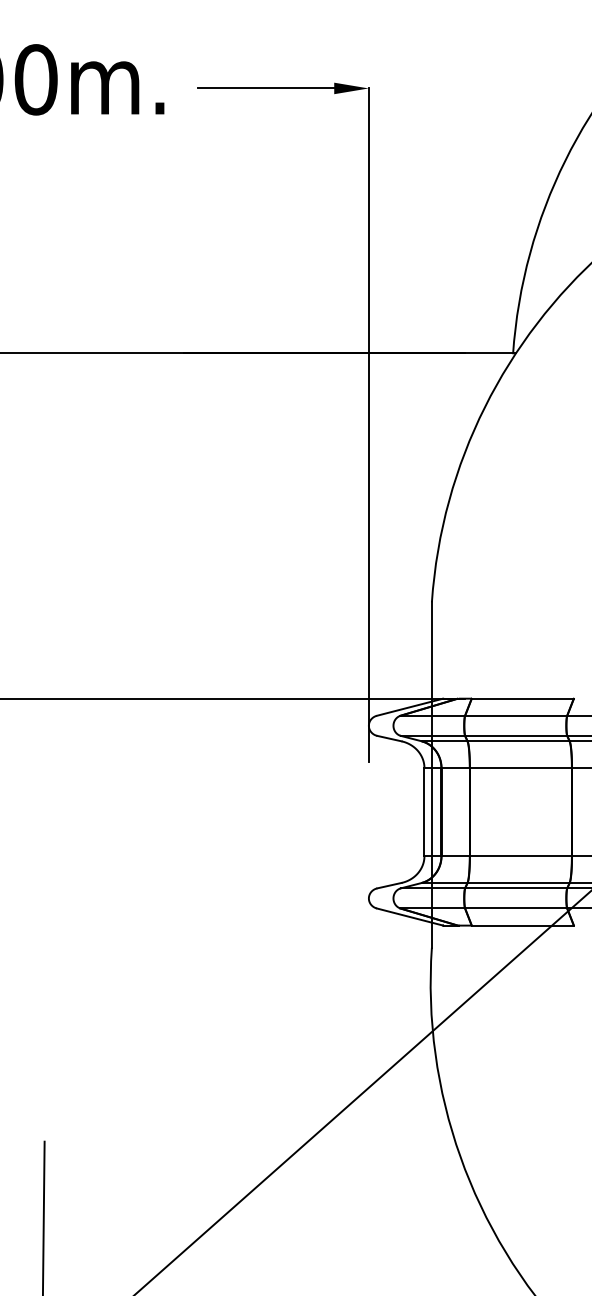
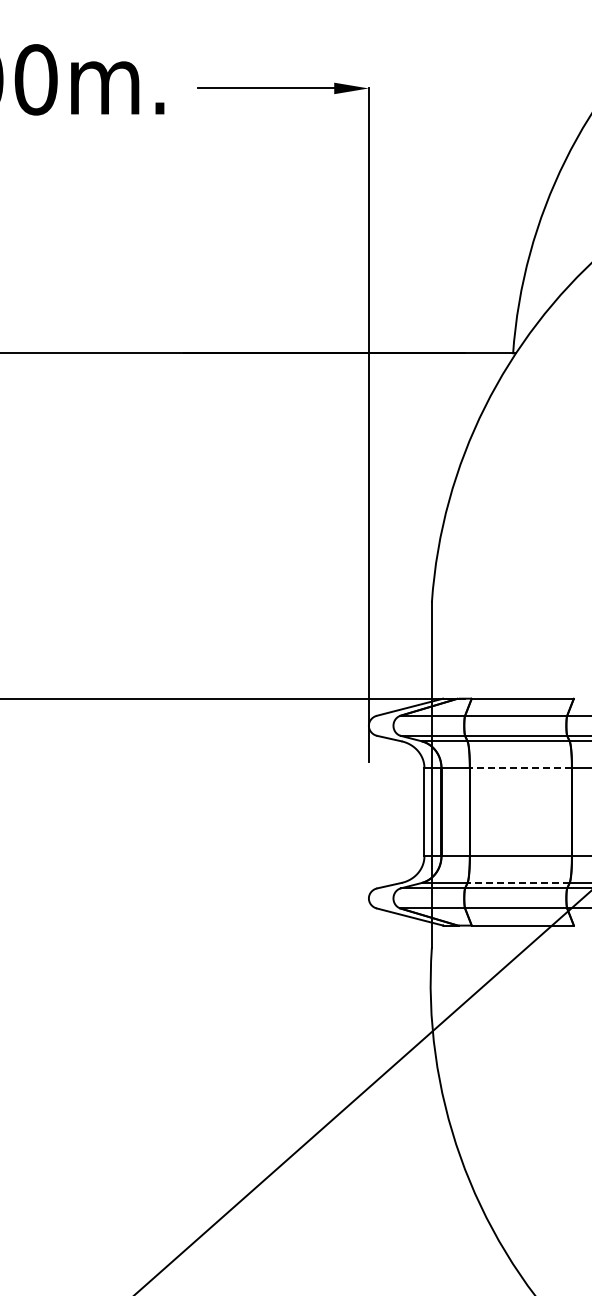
line: solid -> dashed (520, 768)
line: solid -> dashed (518, 882)
line: present -> none (43, 1216)
